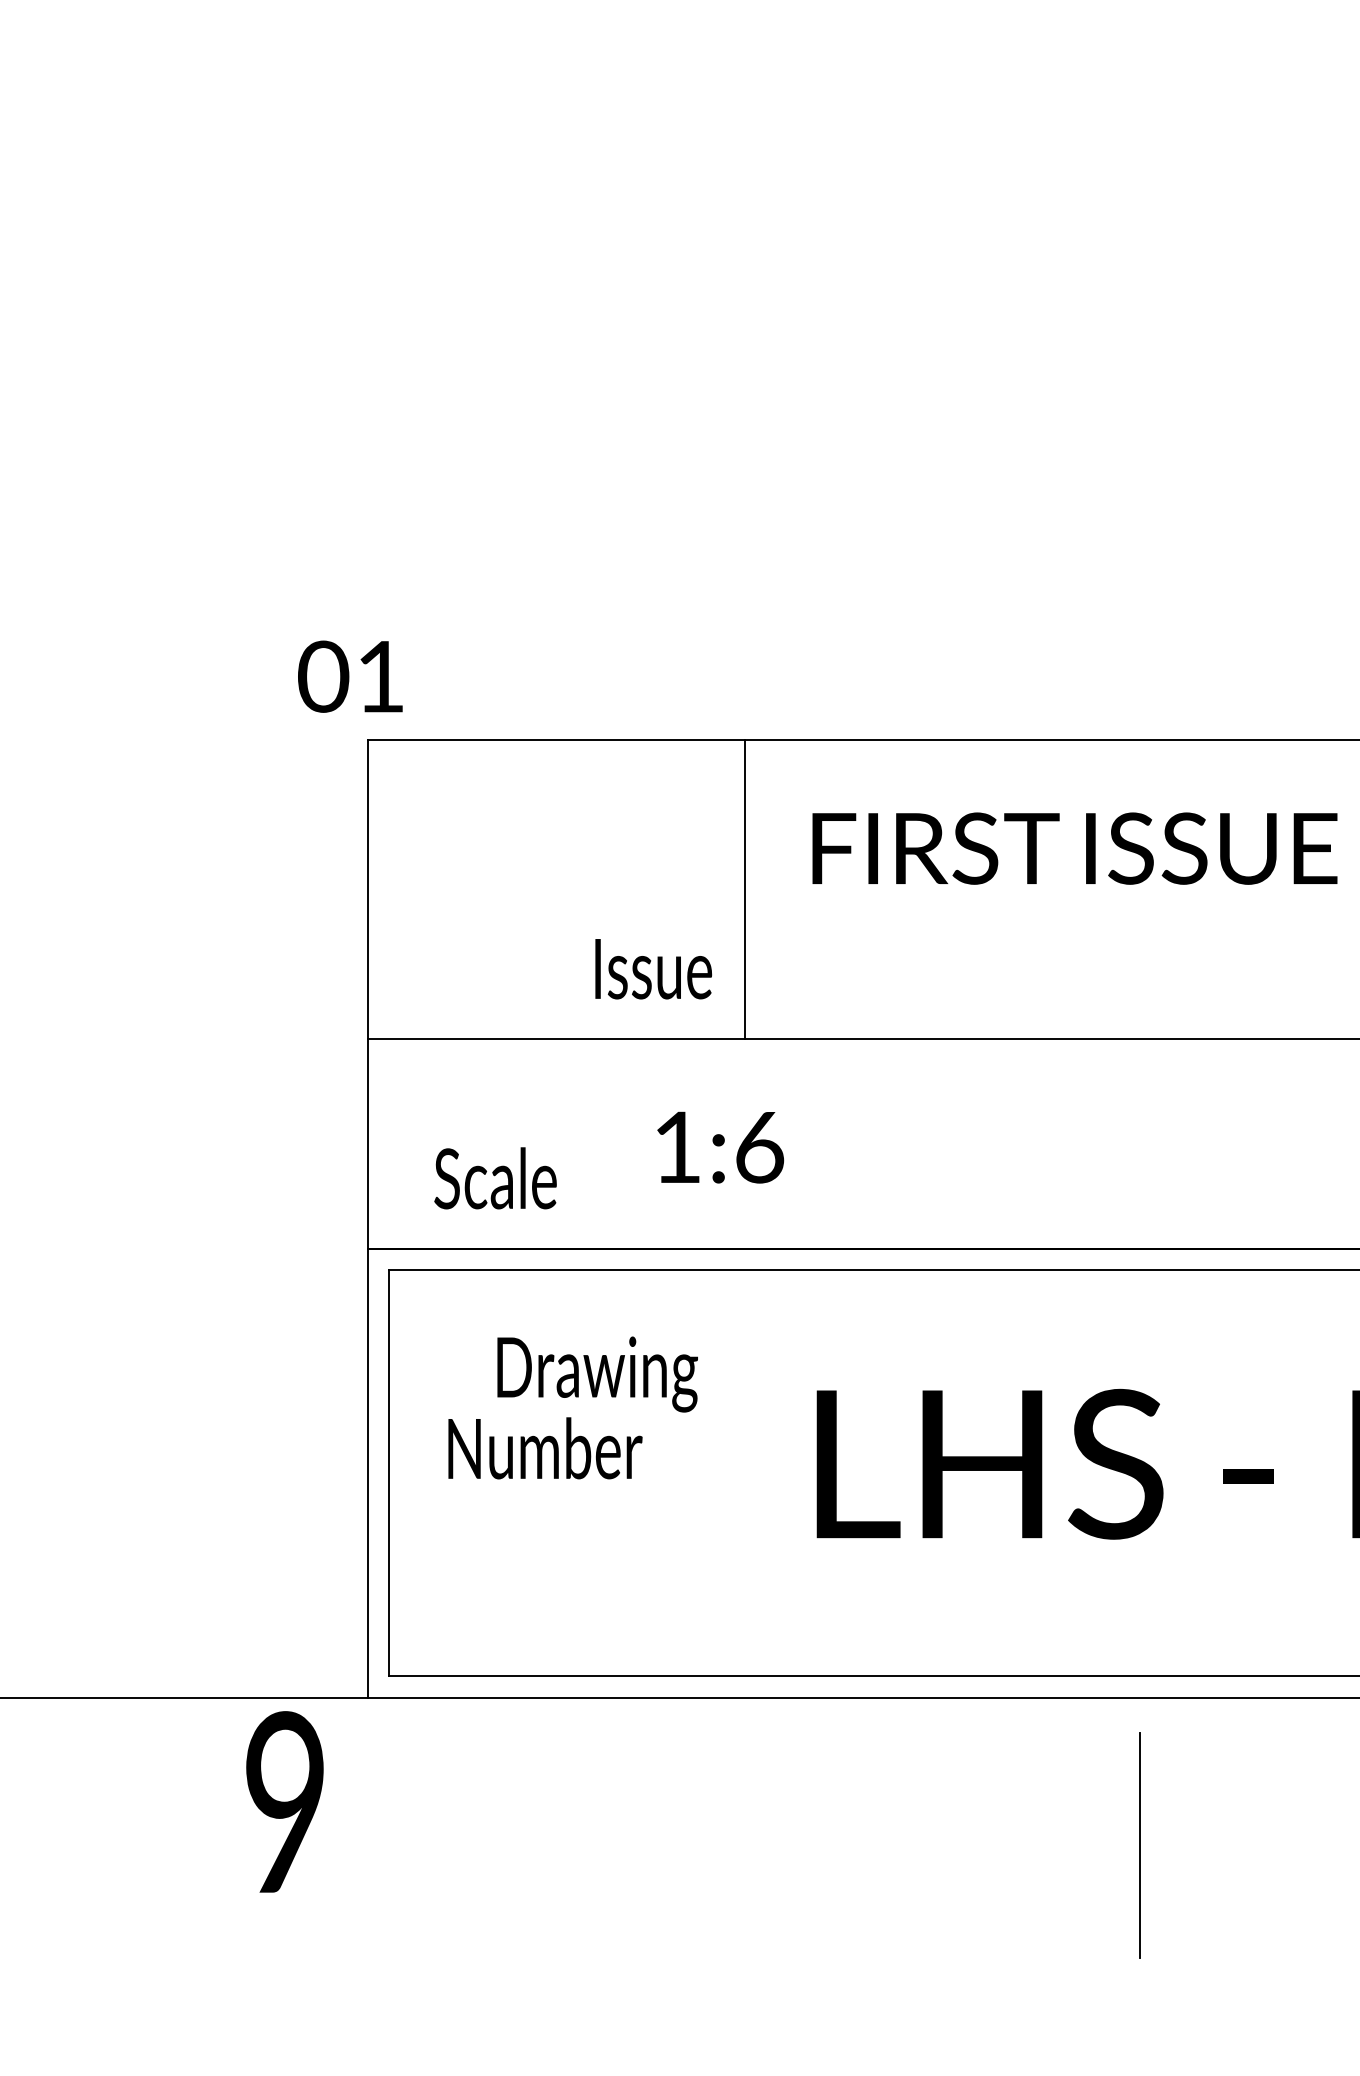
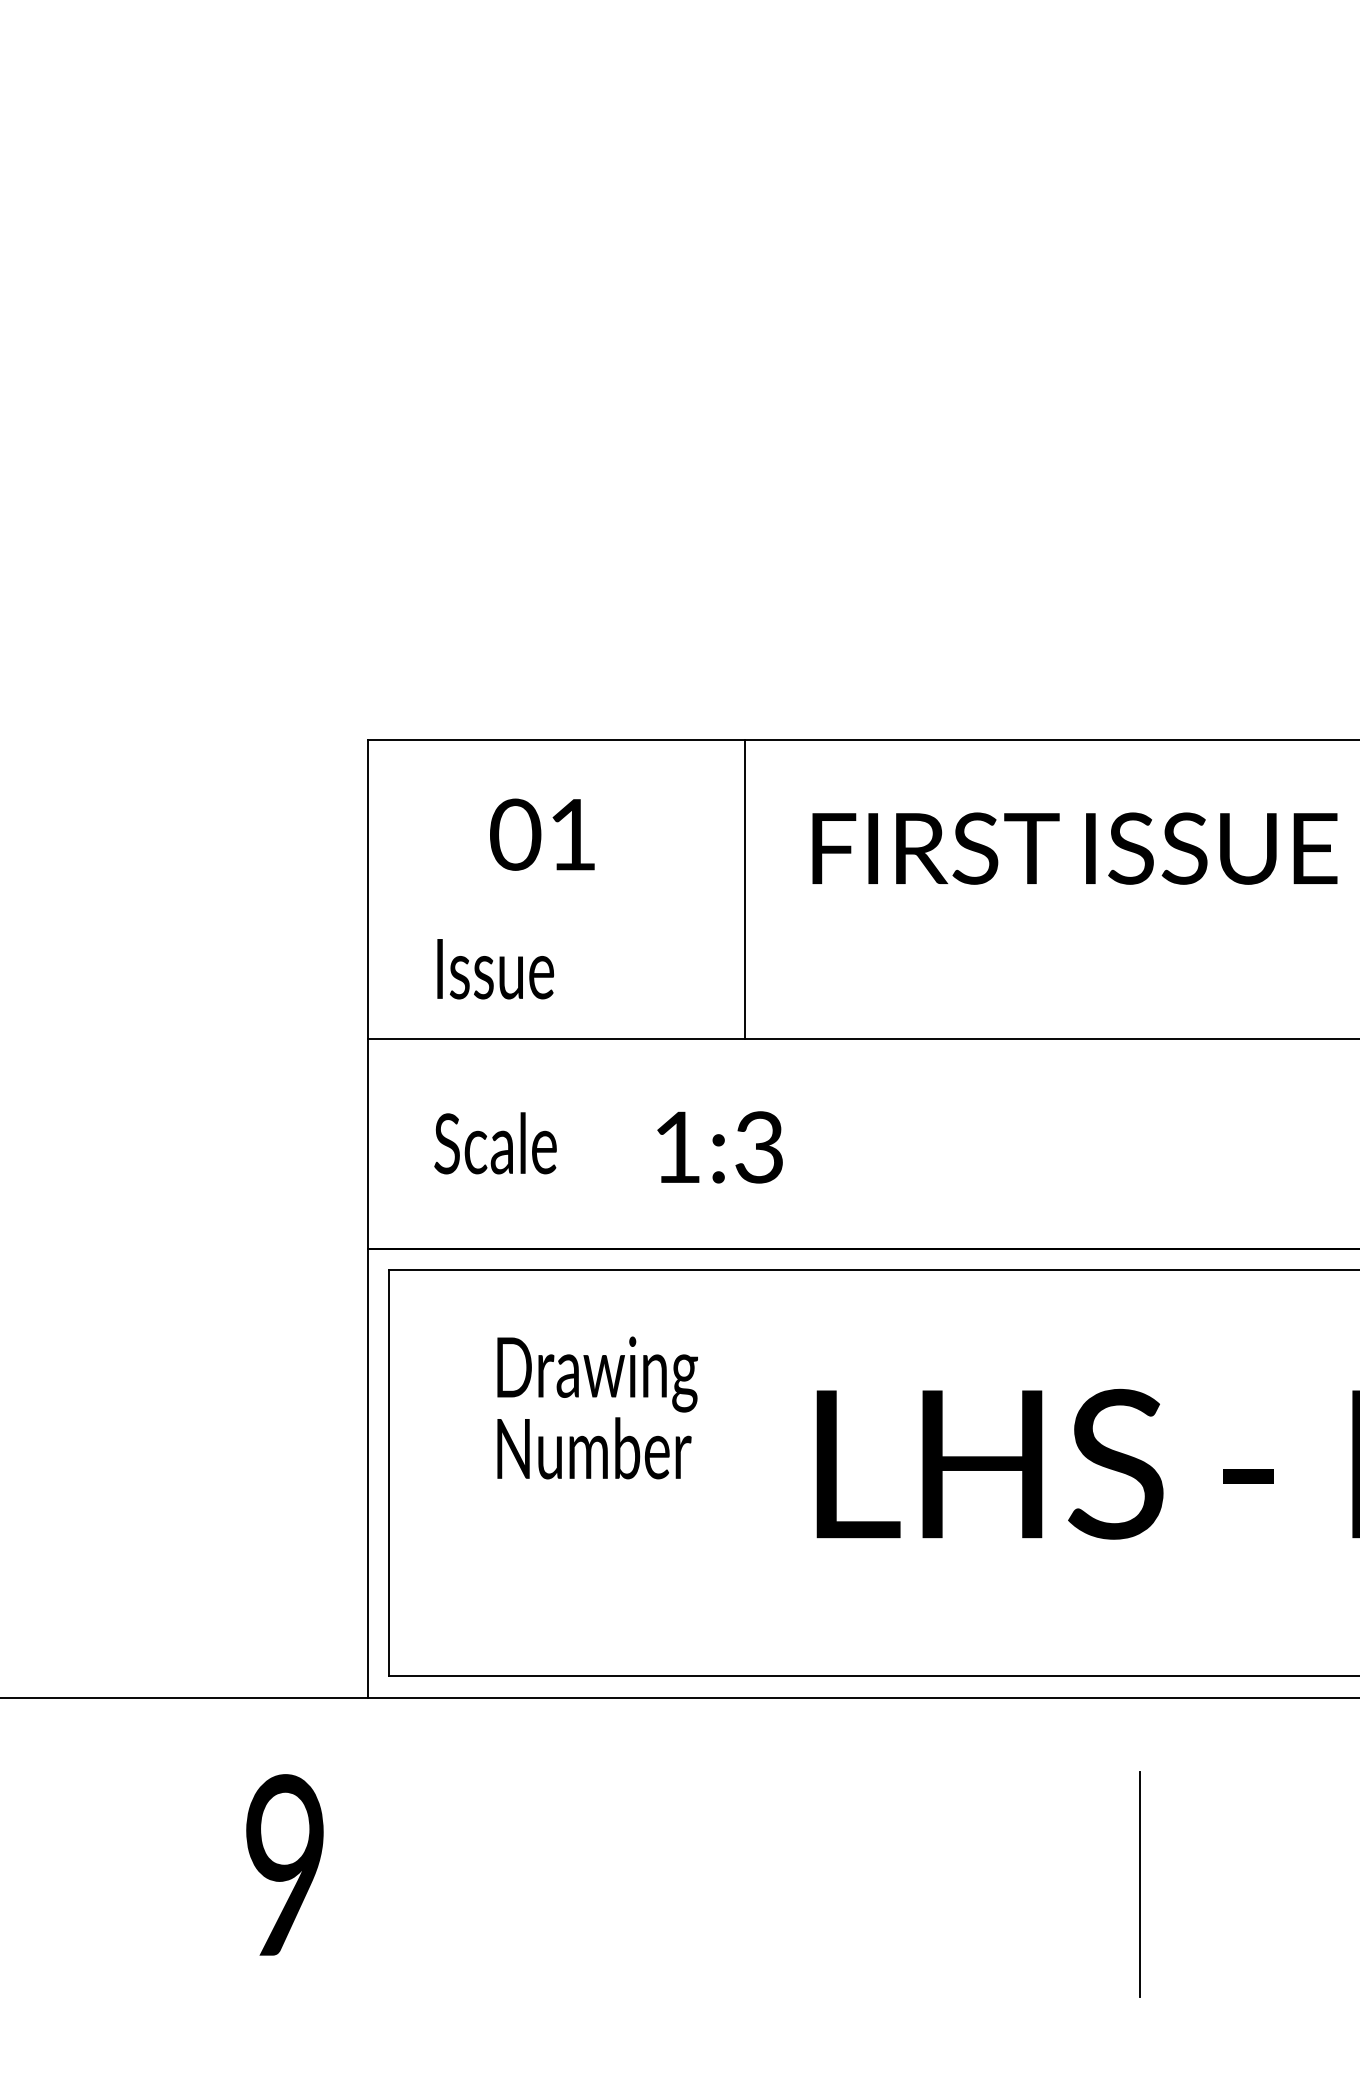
text position: (350, 676) -> (542, 834) (542, 834)
text position: (653, 969) -> (495, 969) (495, 969)
text: 1:6 -> 1:3 (759, 1147)
text position: (495, 1178) -> (495, 1143) (495, 1143)
text position: (545, 1448) -> (594, 1448) (594, 1448)
text position: (284, 1801) -> (284, 1864) (284, 1864)
line position: (1139, 1845) -> (1139, 1884) (1139, 1884)
